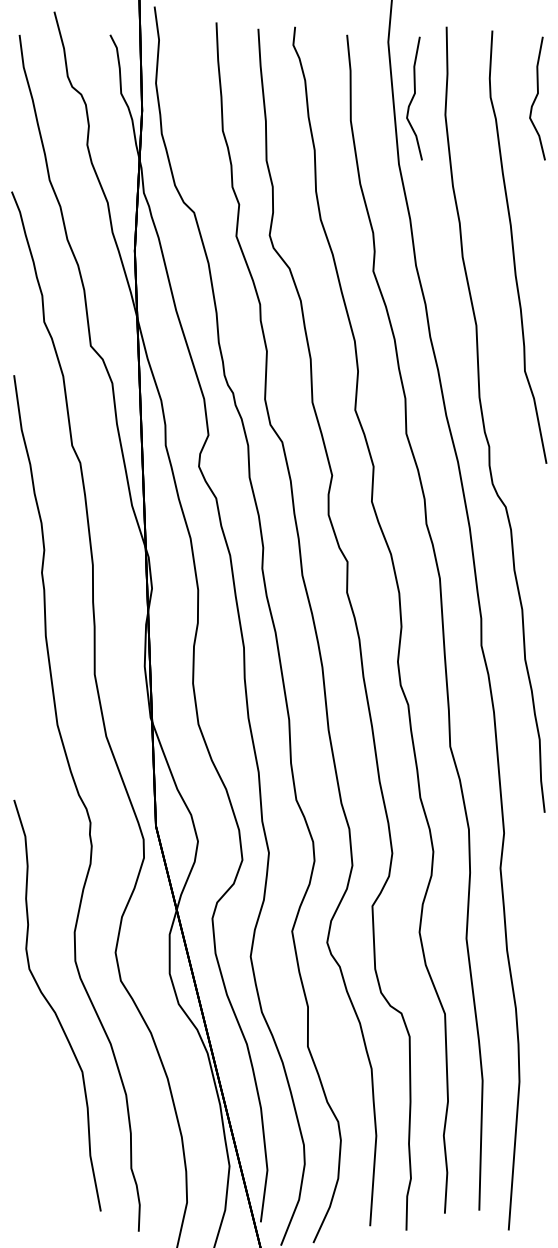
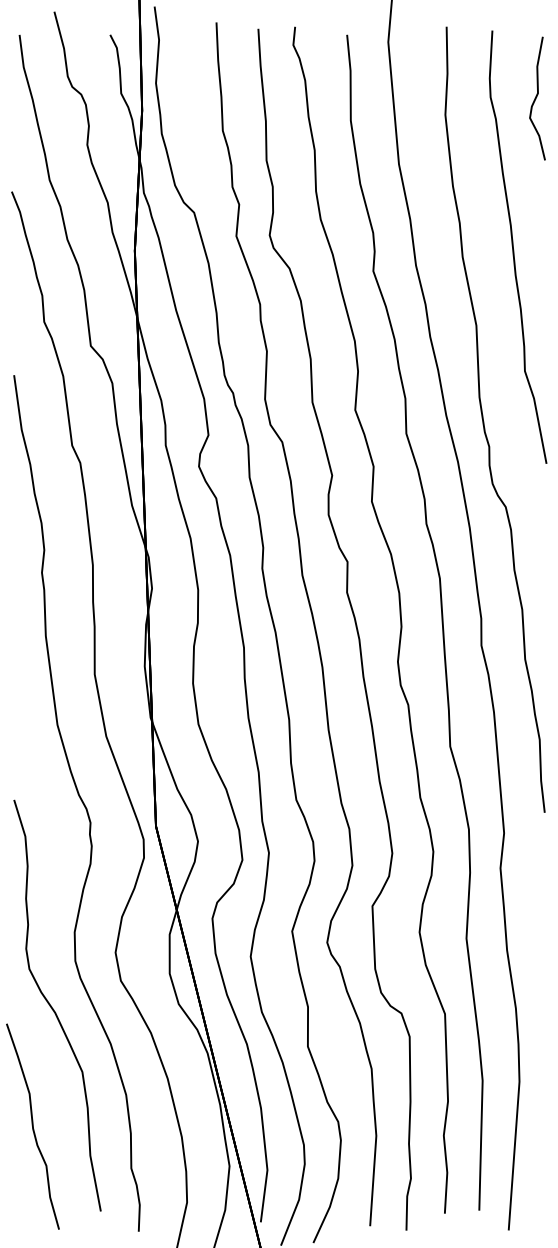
curve: present -> none (414, 97)
curve: none -> present (32, 1126)
